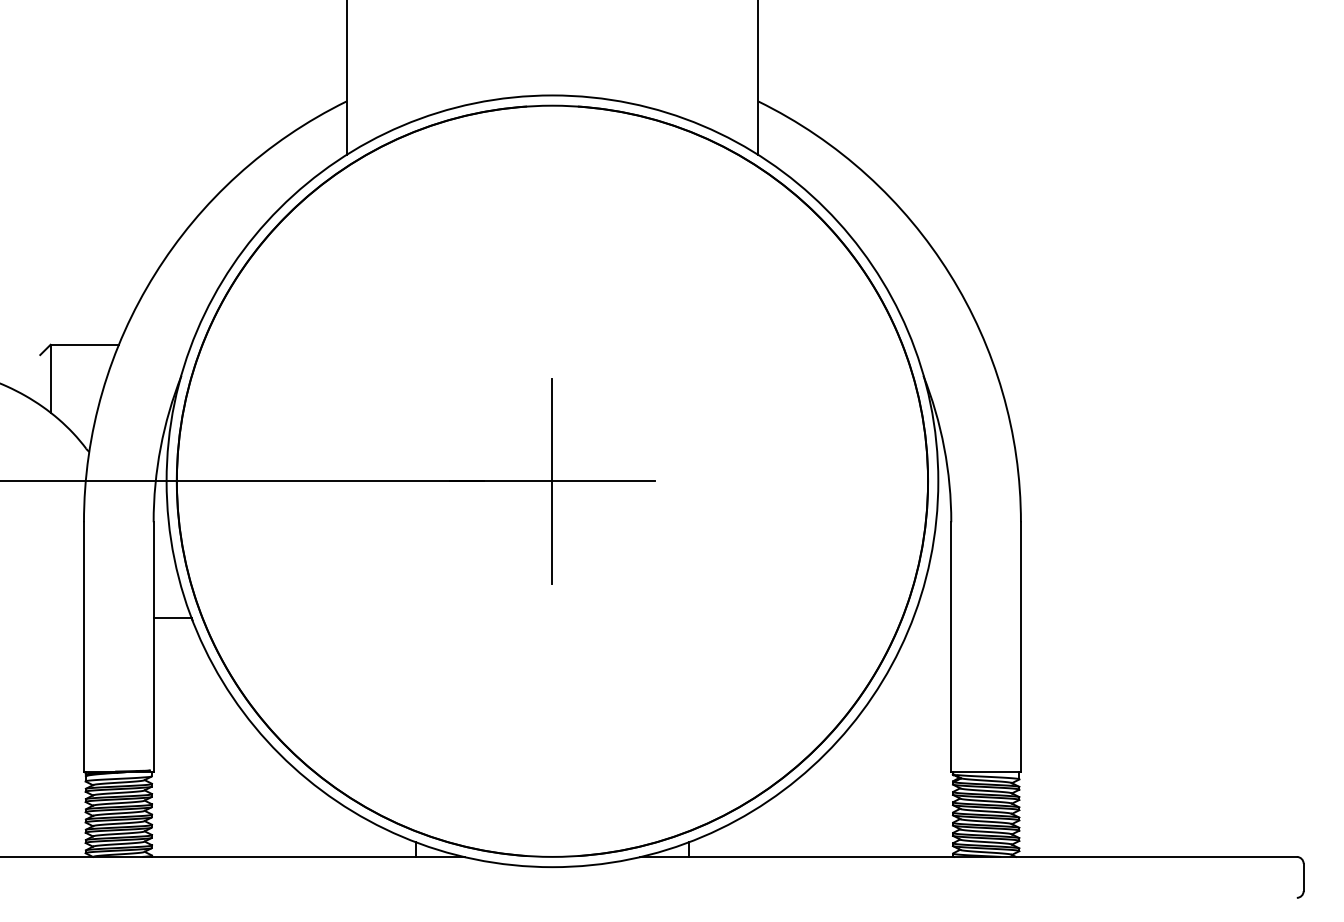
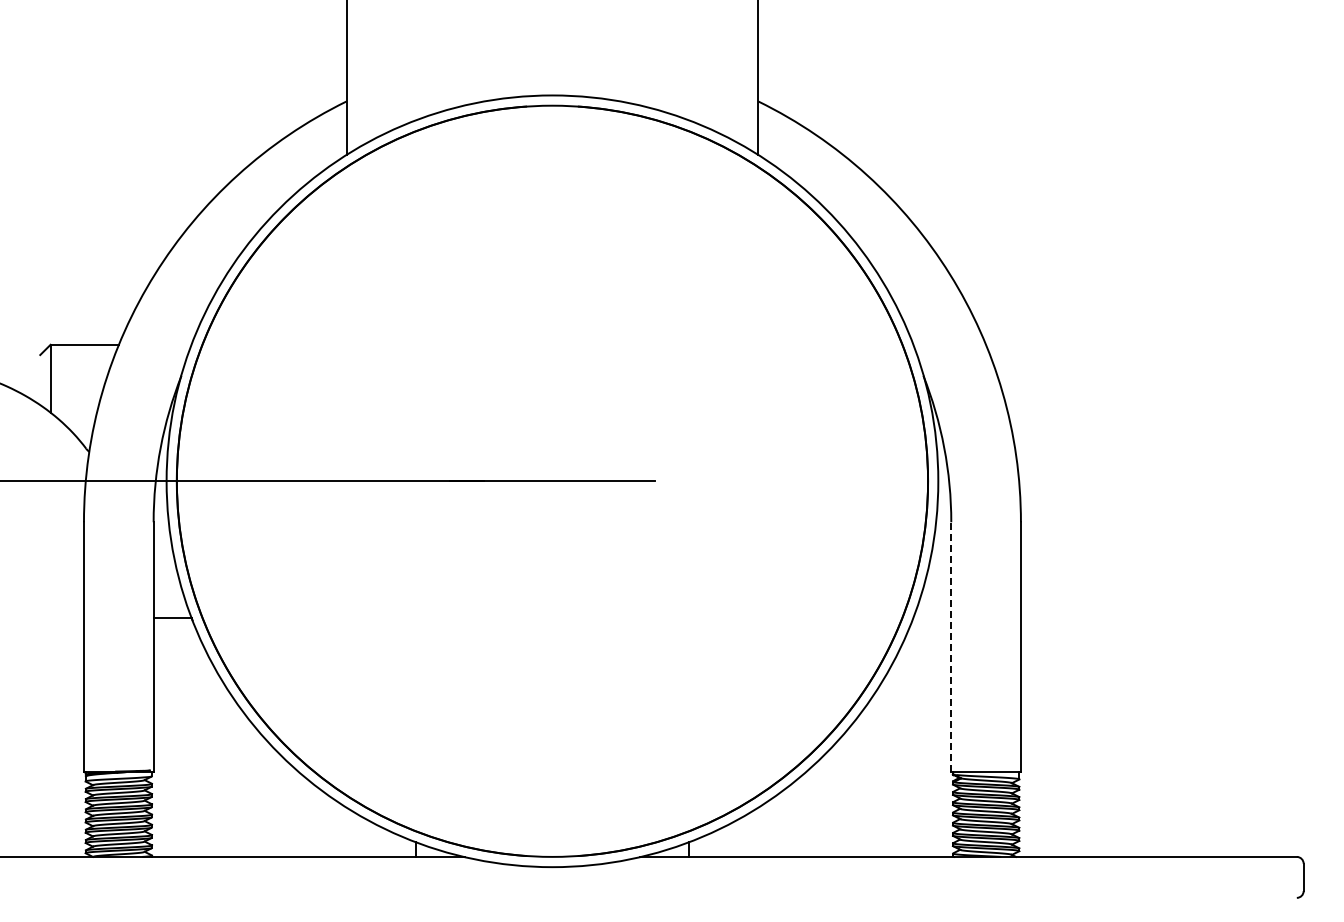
line: present -> none (552, 480)
line: solid -> dashed (951, 646)
